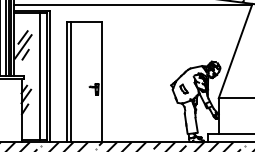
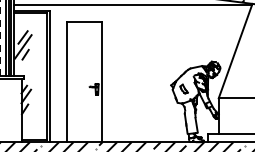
line: solid -> dashed (0, 37)
line: present -> none (39, 76)
line: present -> none (70, 81)
